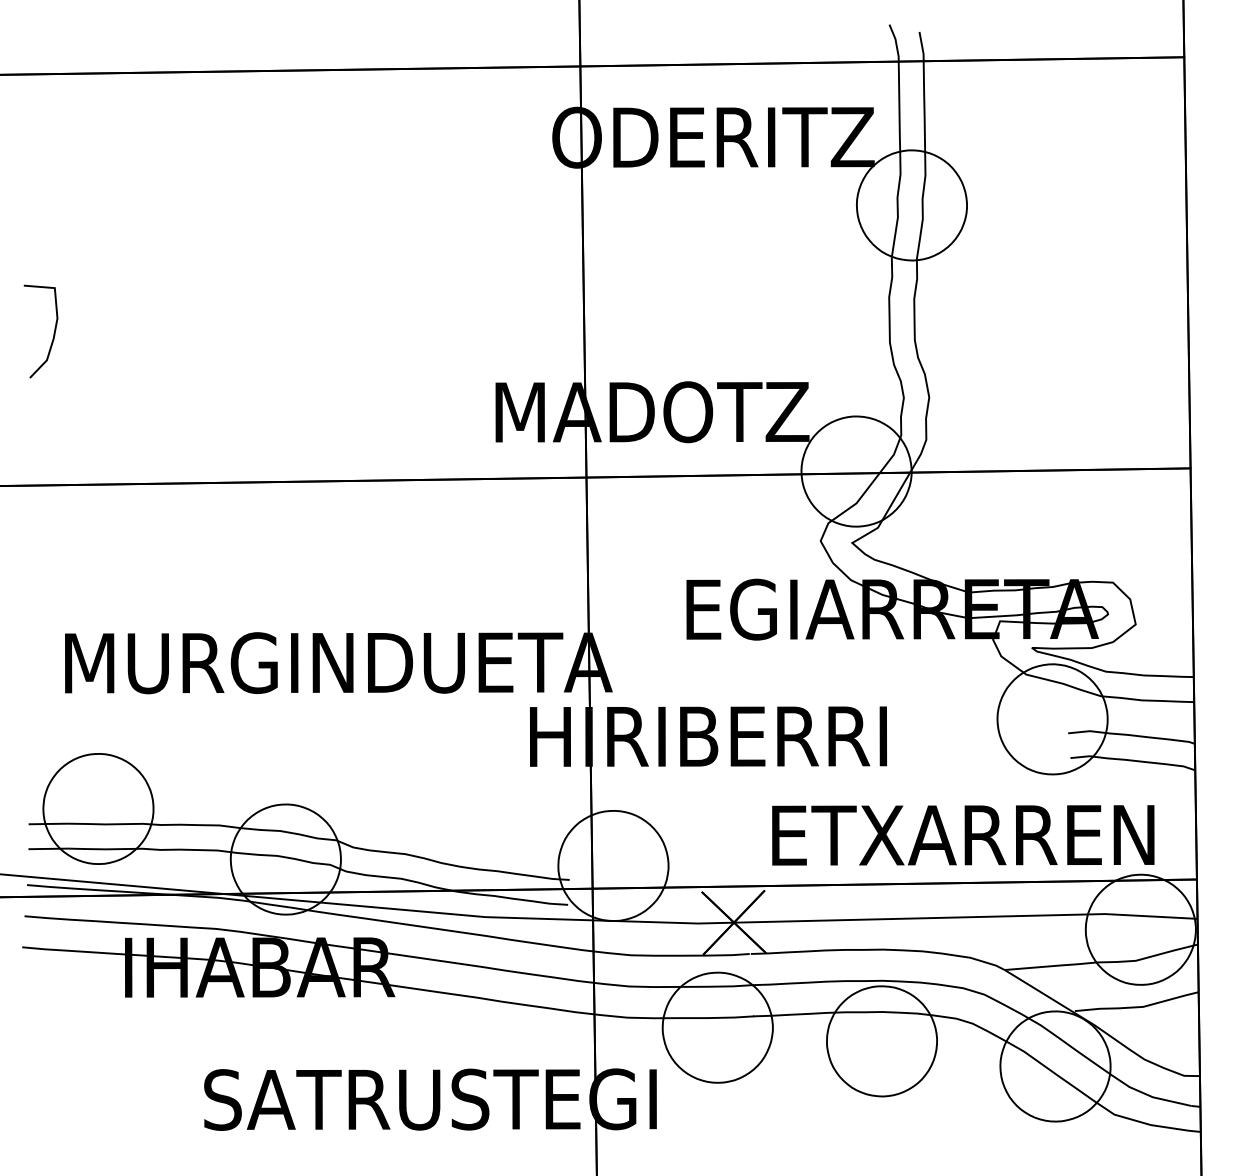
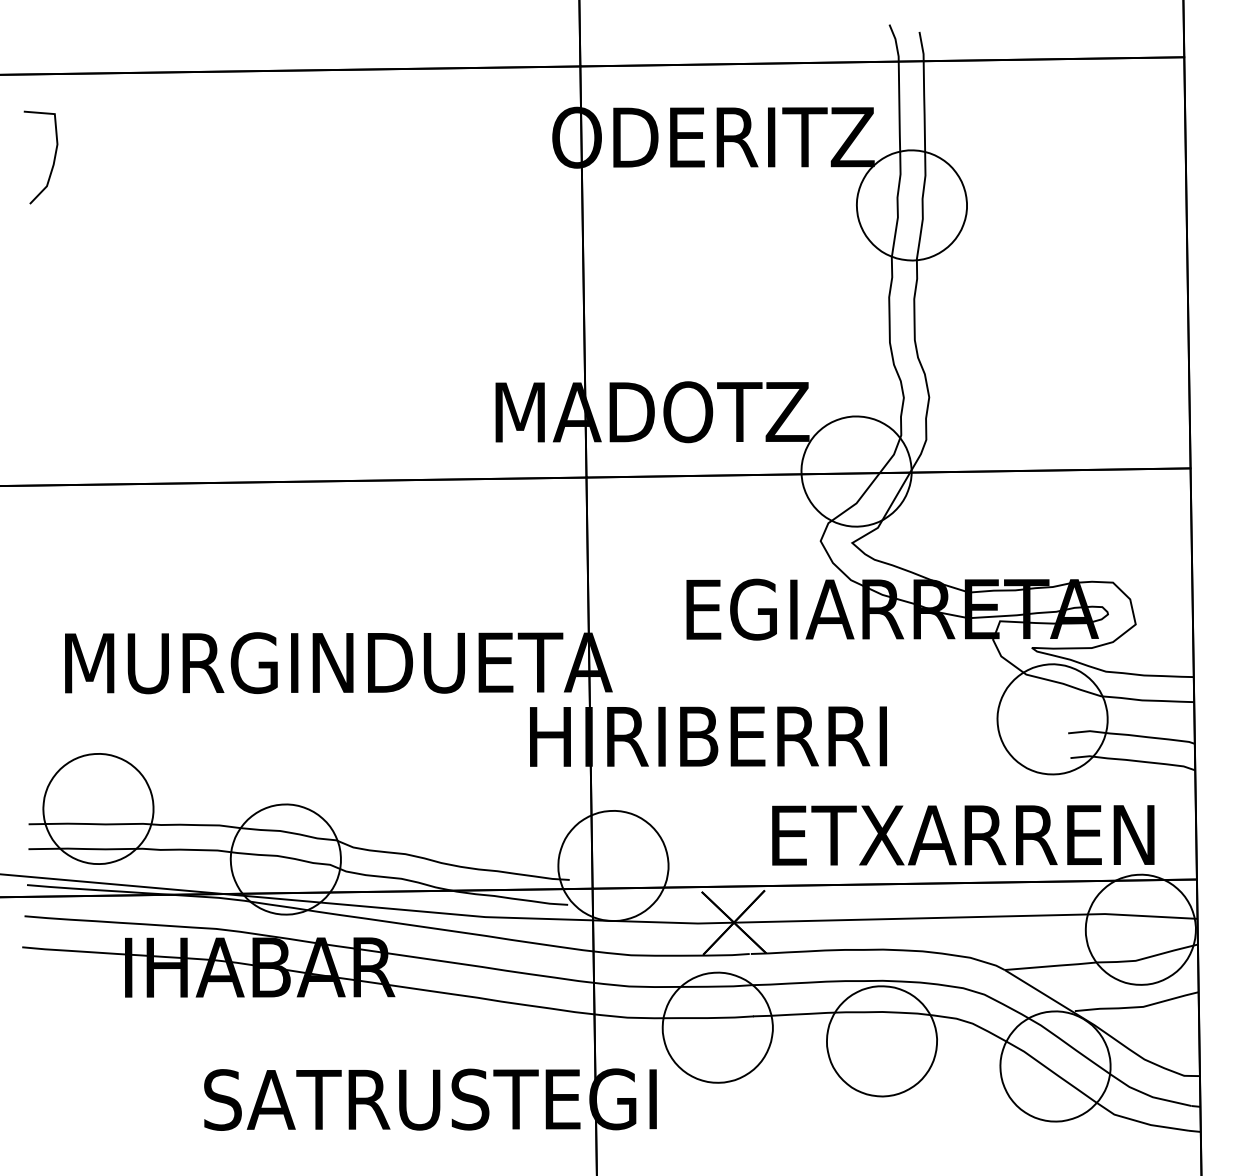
curve position: (53, 332) -> (53, 158) (53, 158)
